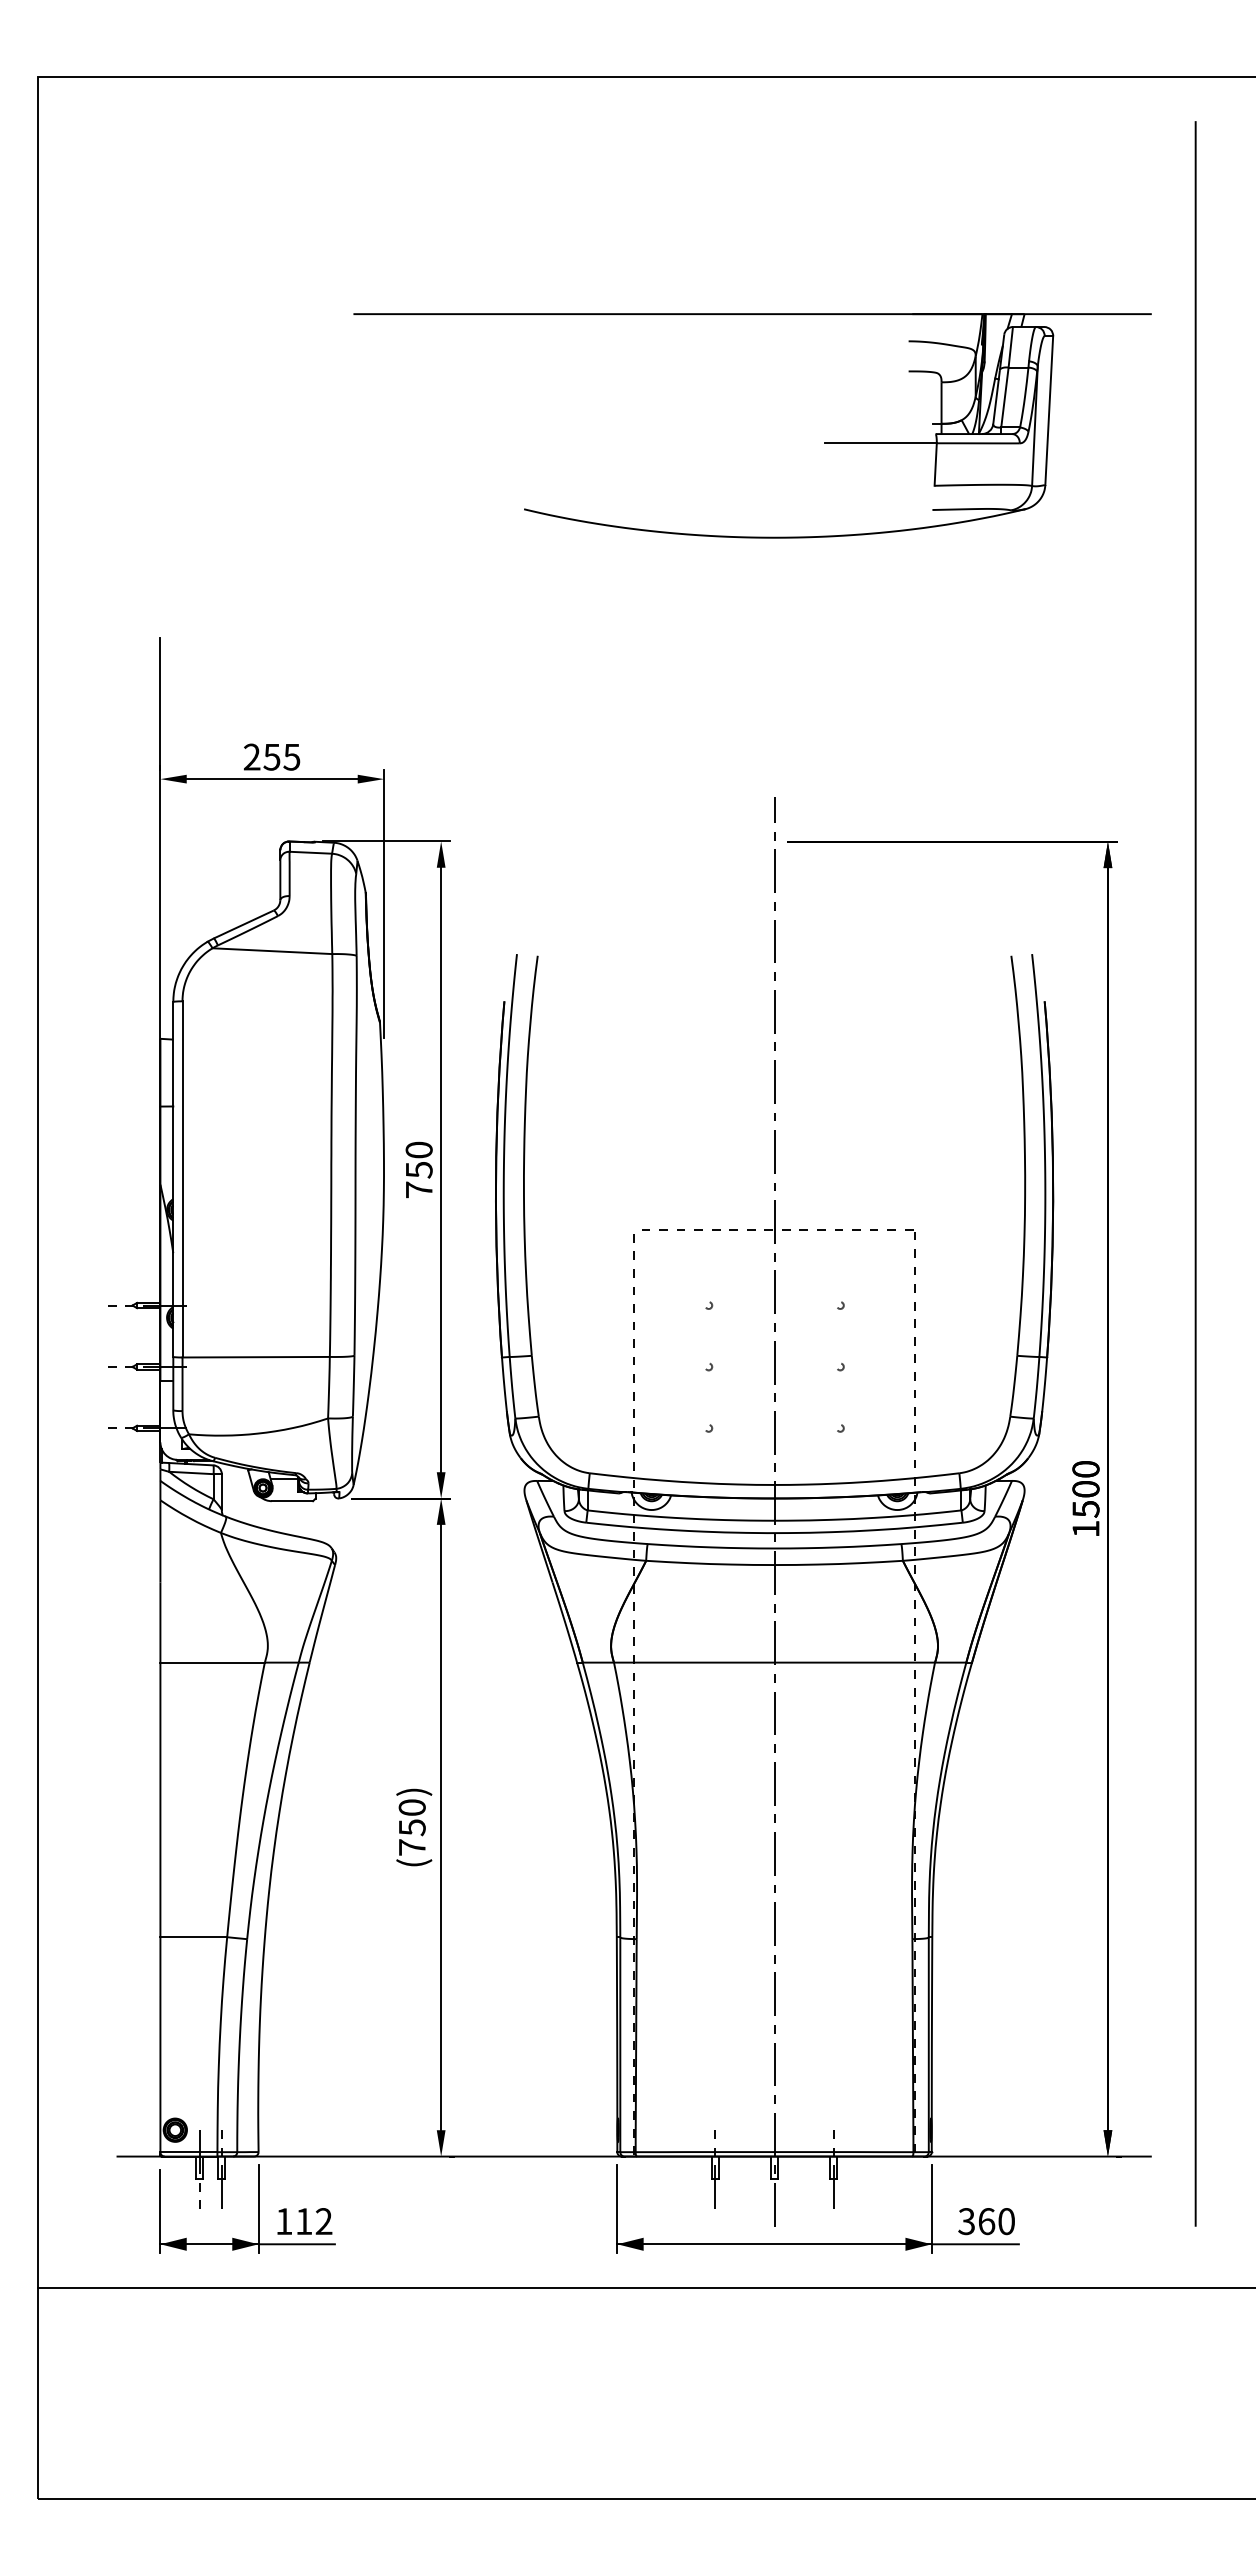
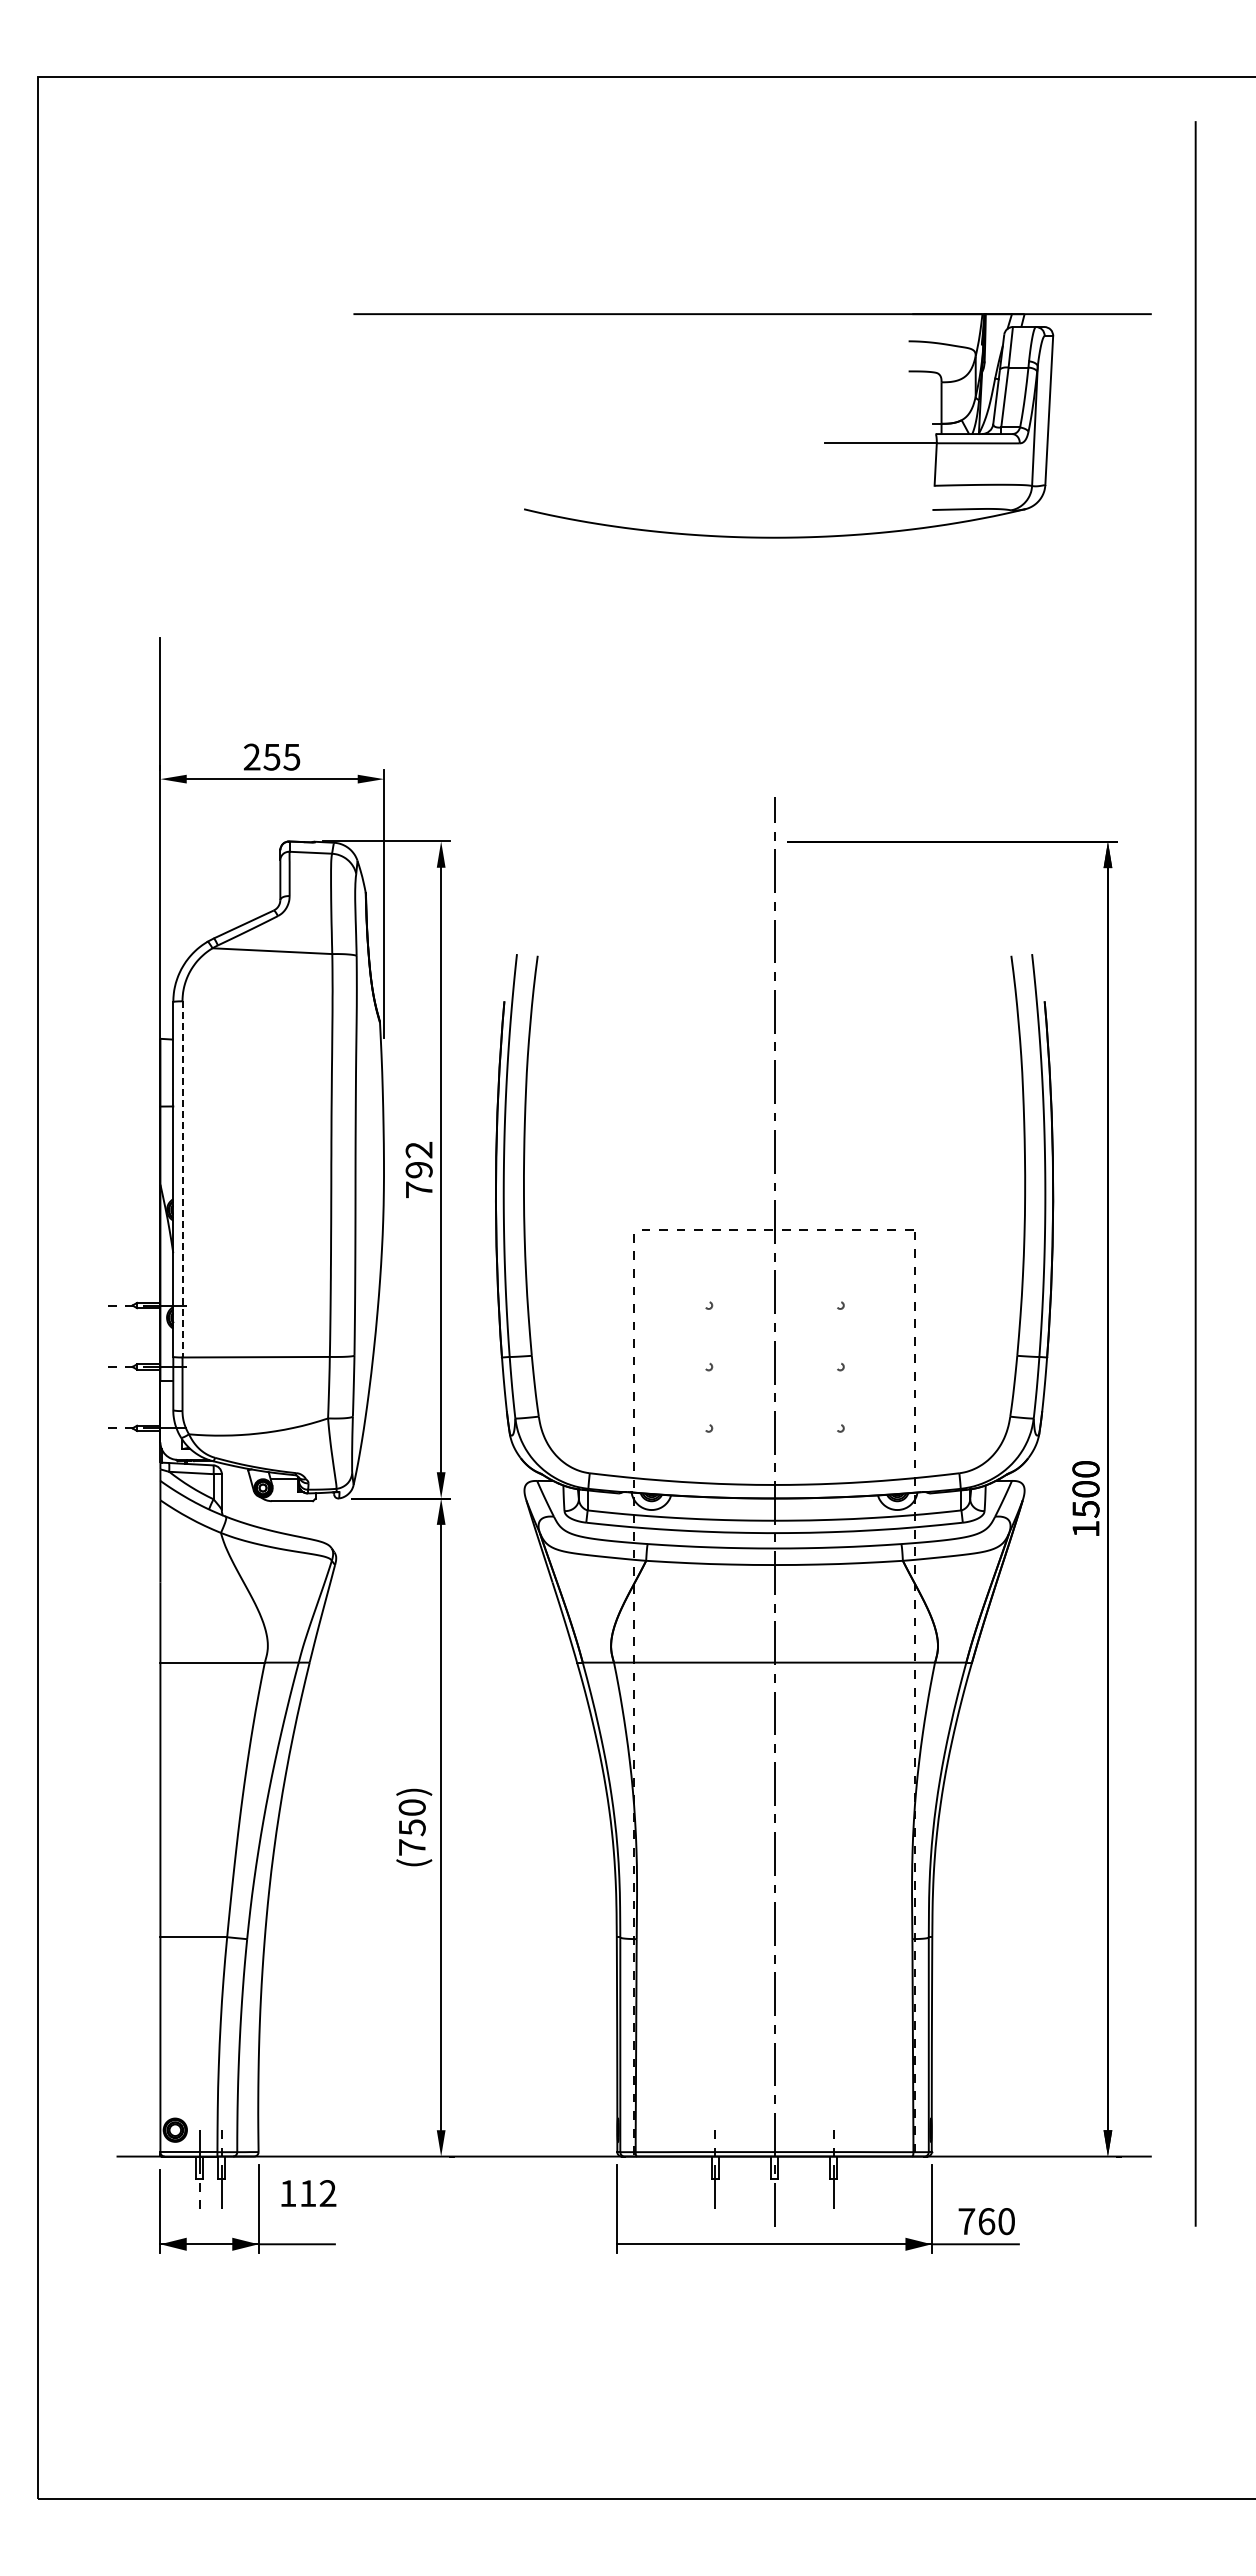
text: 750 -> 792 (418, 1159)
line: solid -> dashed (182, 1179)
text position: (304, 2221) -> (308, 2193) (308, 2193)
text: 360 -> 760 (966, 2221)
fill: present -> none (630, 2243)
line: present -> none (644, 2288)
